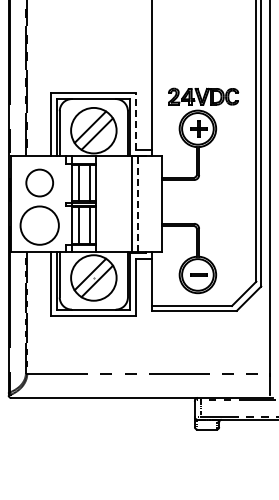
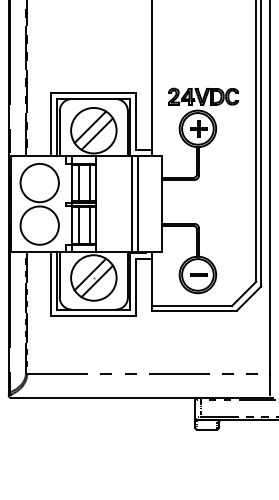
line: dashed -> solid (136, 120)
circle diameter: 27 px -> 38 px (39, 182)
line: dashed -> solid (137, 203)
